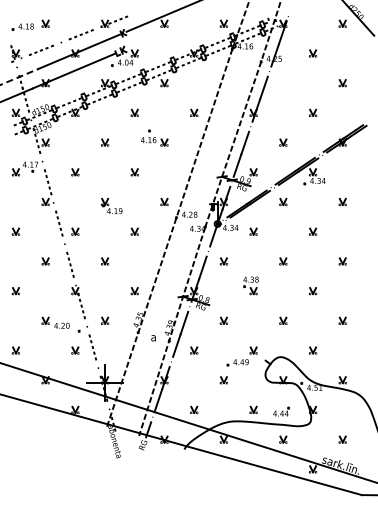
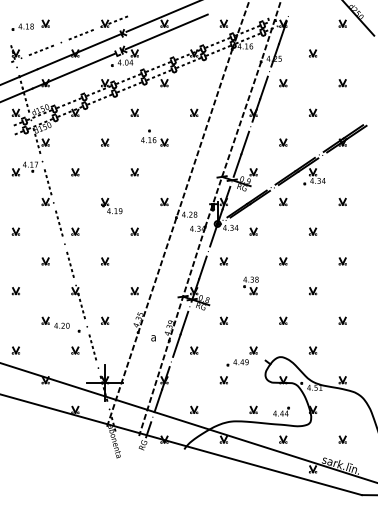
line: none -> present (166, 31)
line: dashed -> solid (19, 76)
part: none -> present (283, 83)
